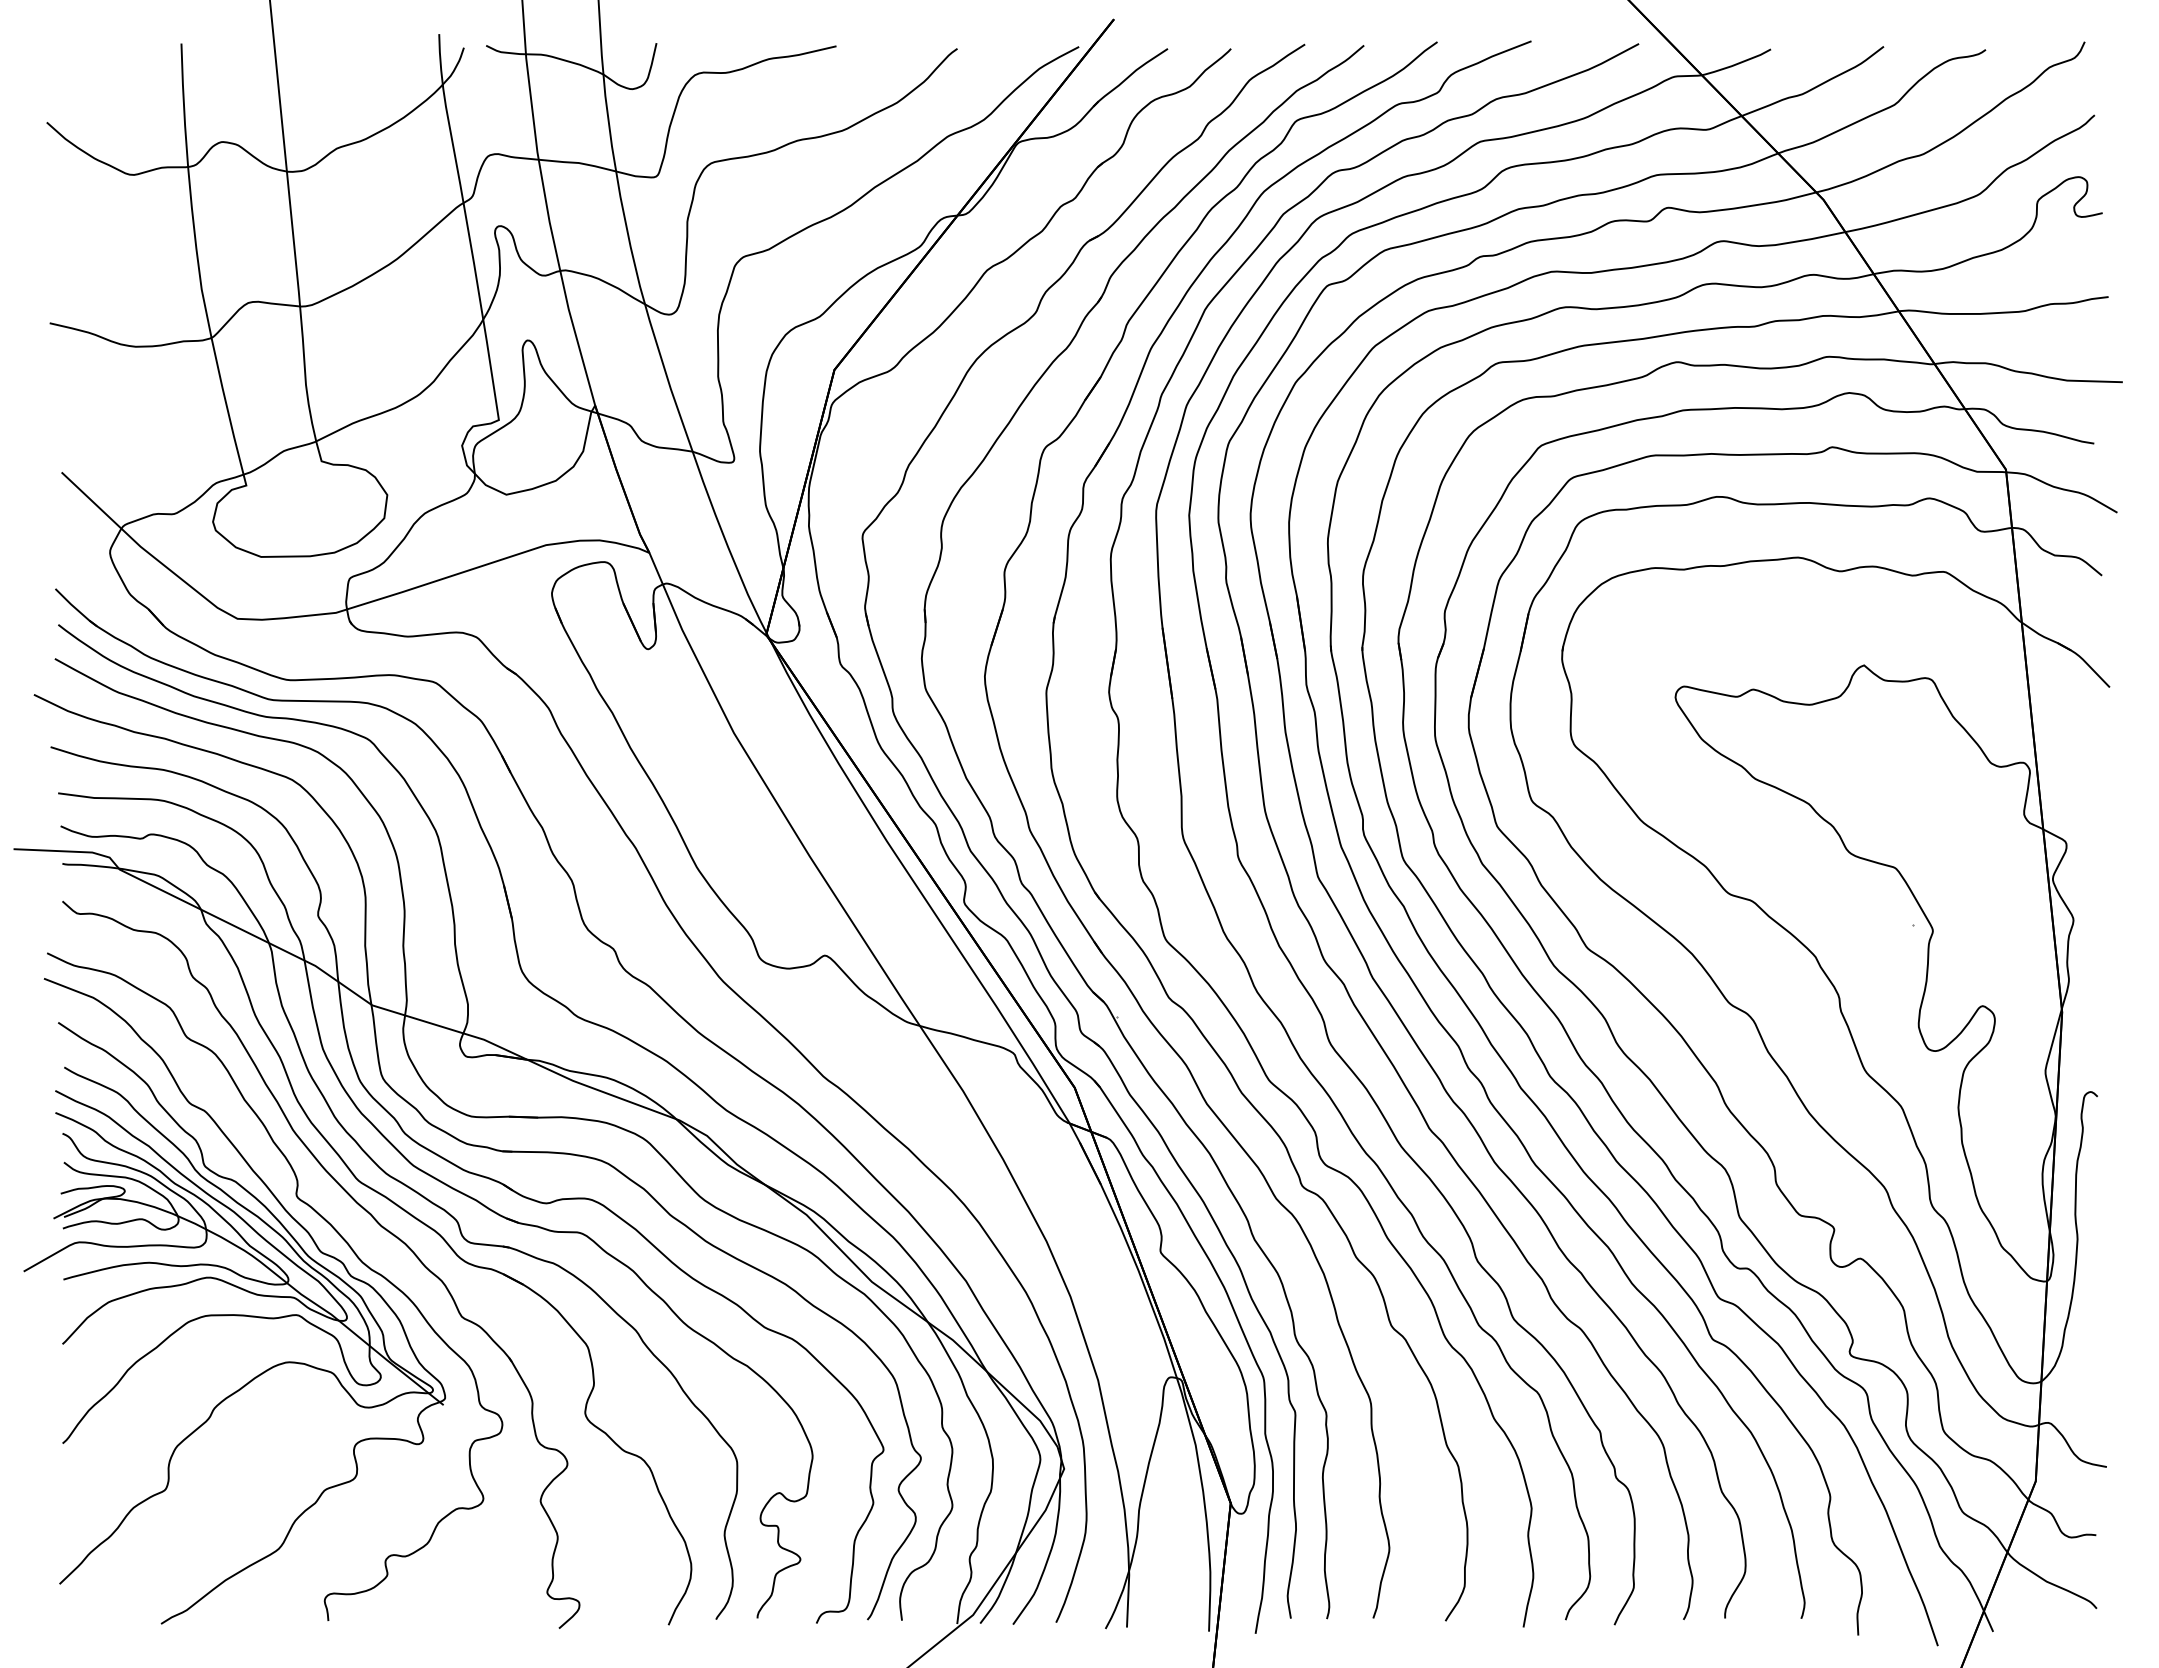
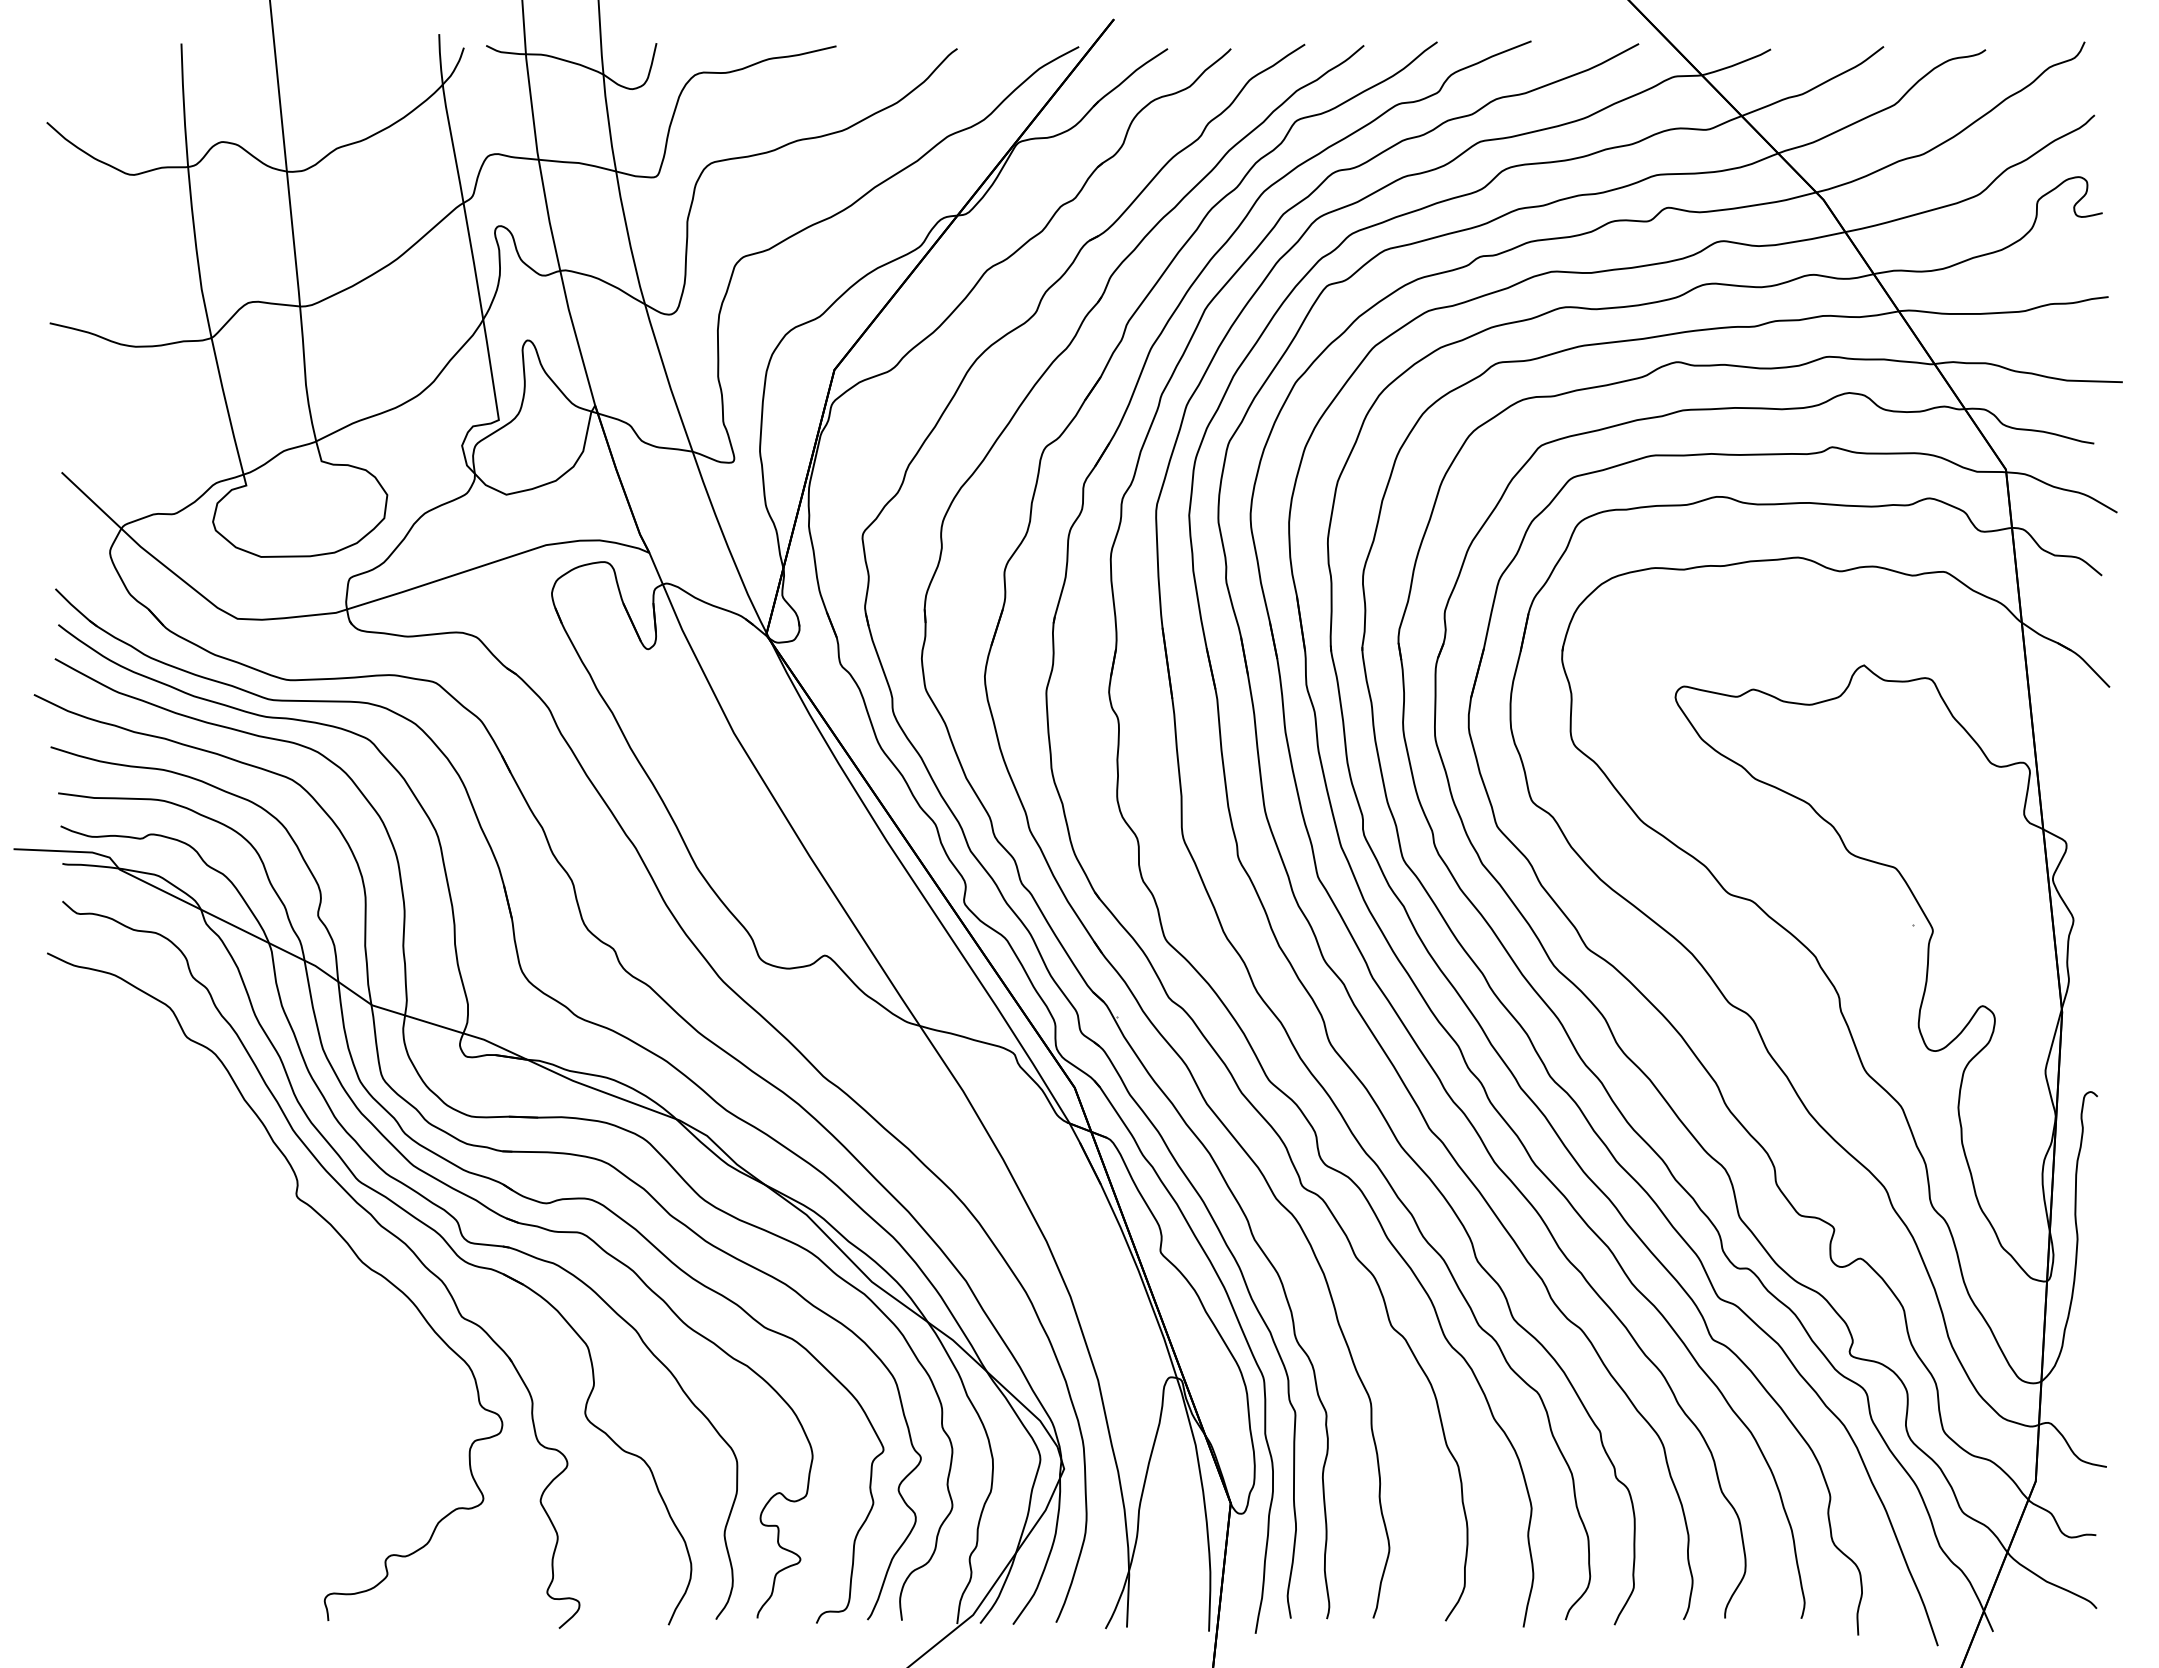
part: present -> none (234, 1314)
